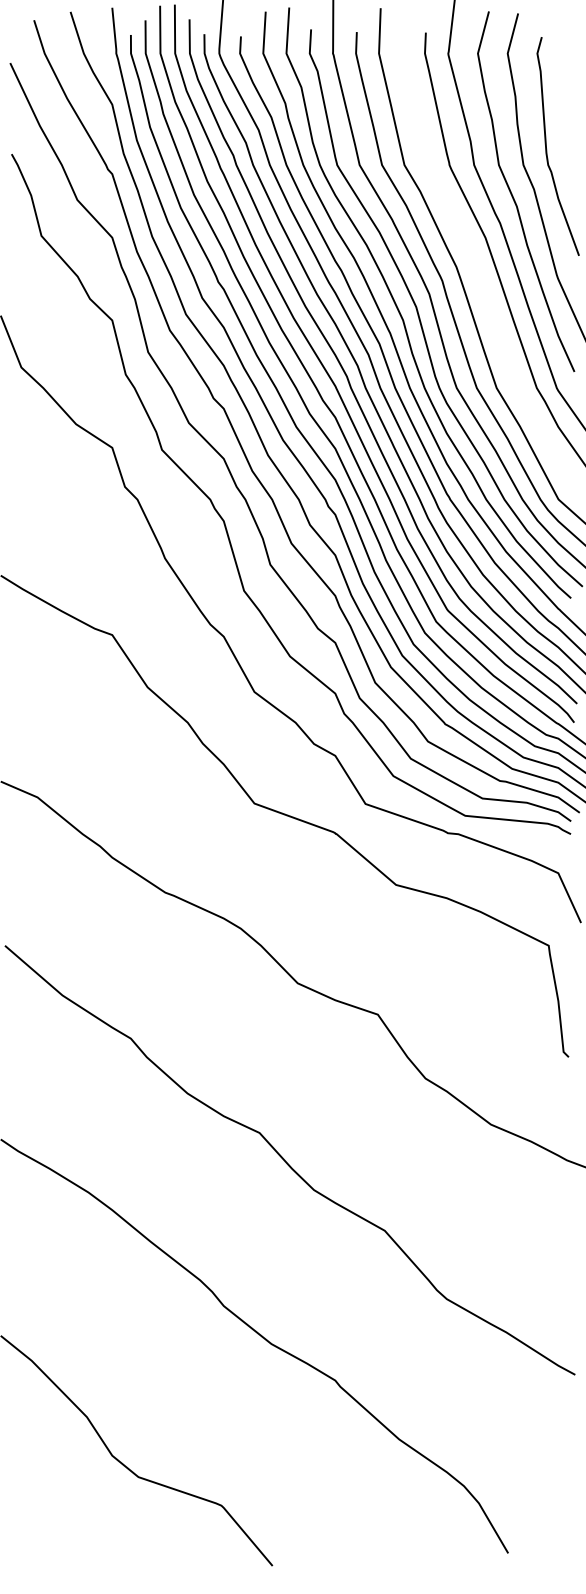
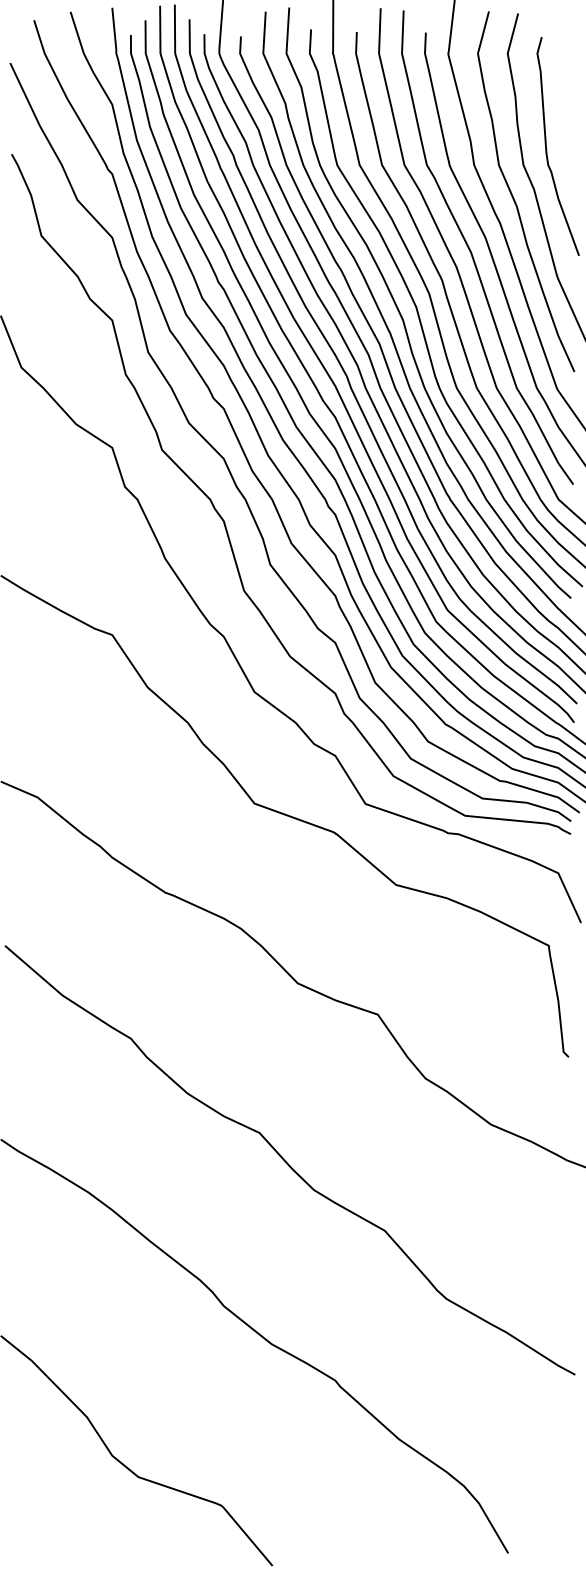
curve: none -> present (473, 255)
